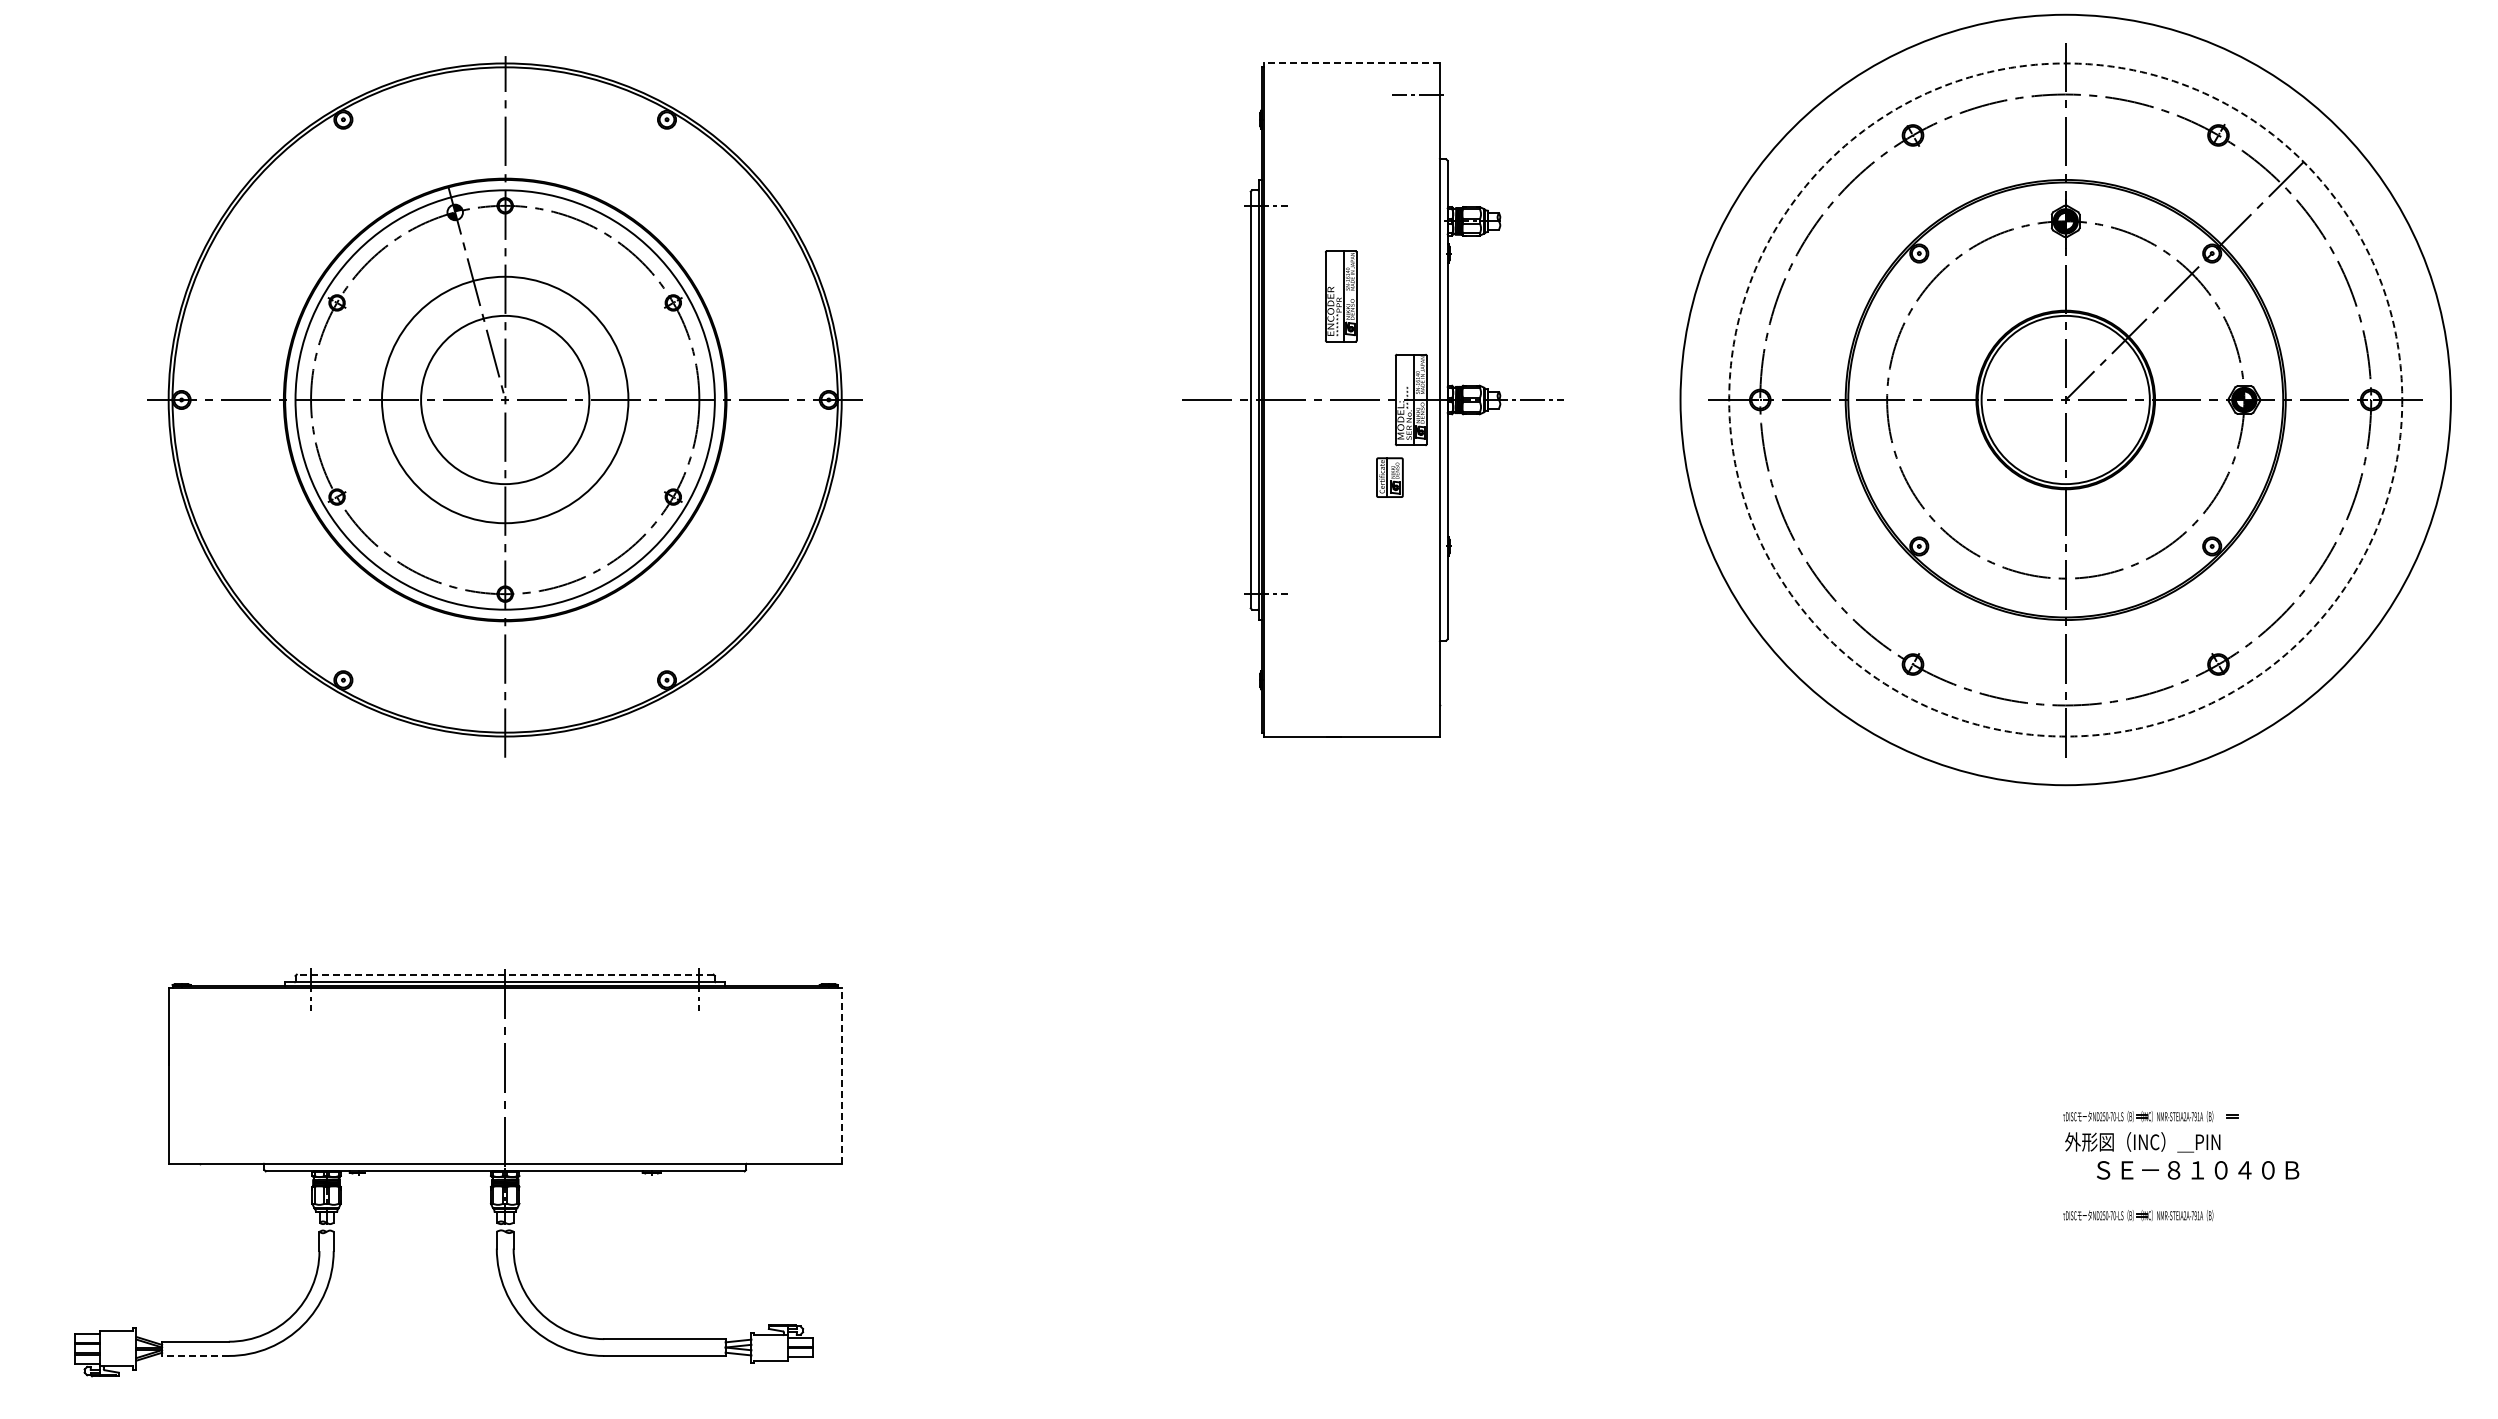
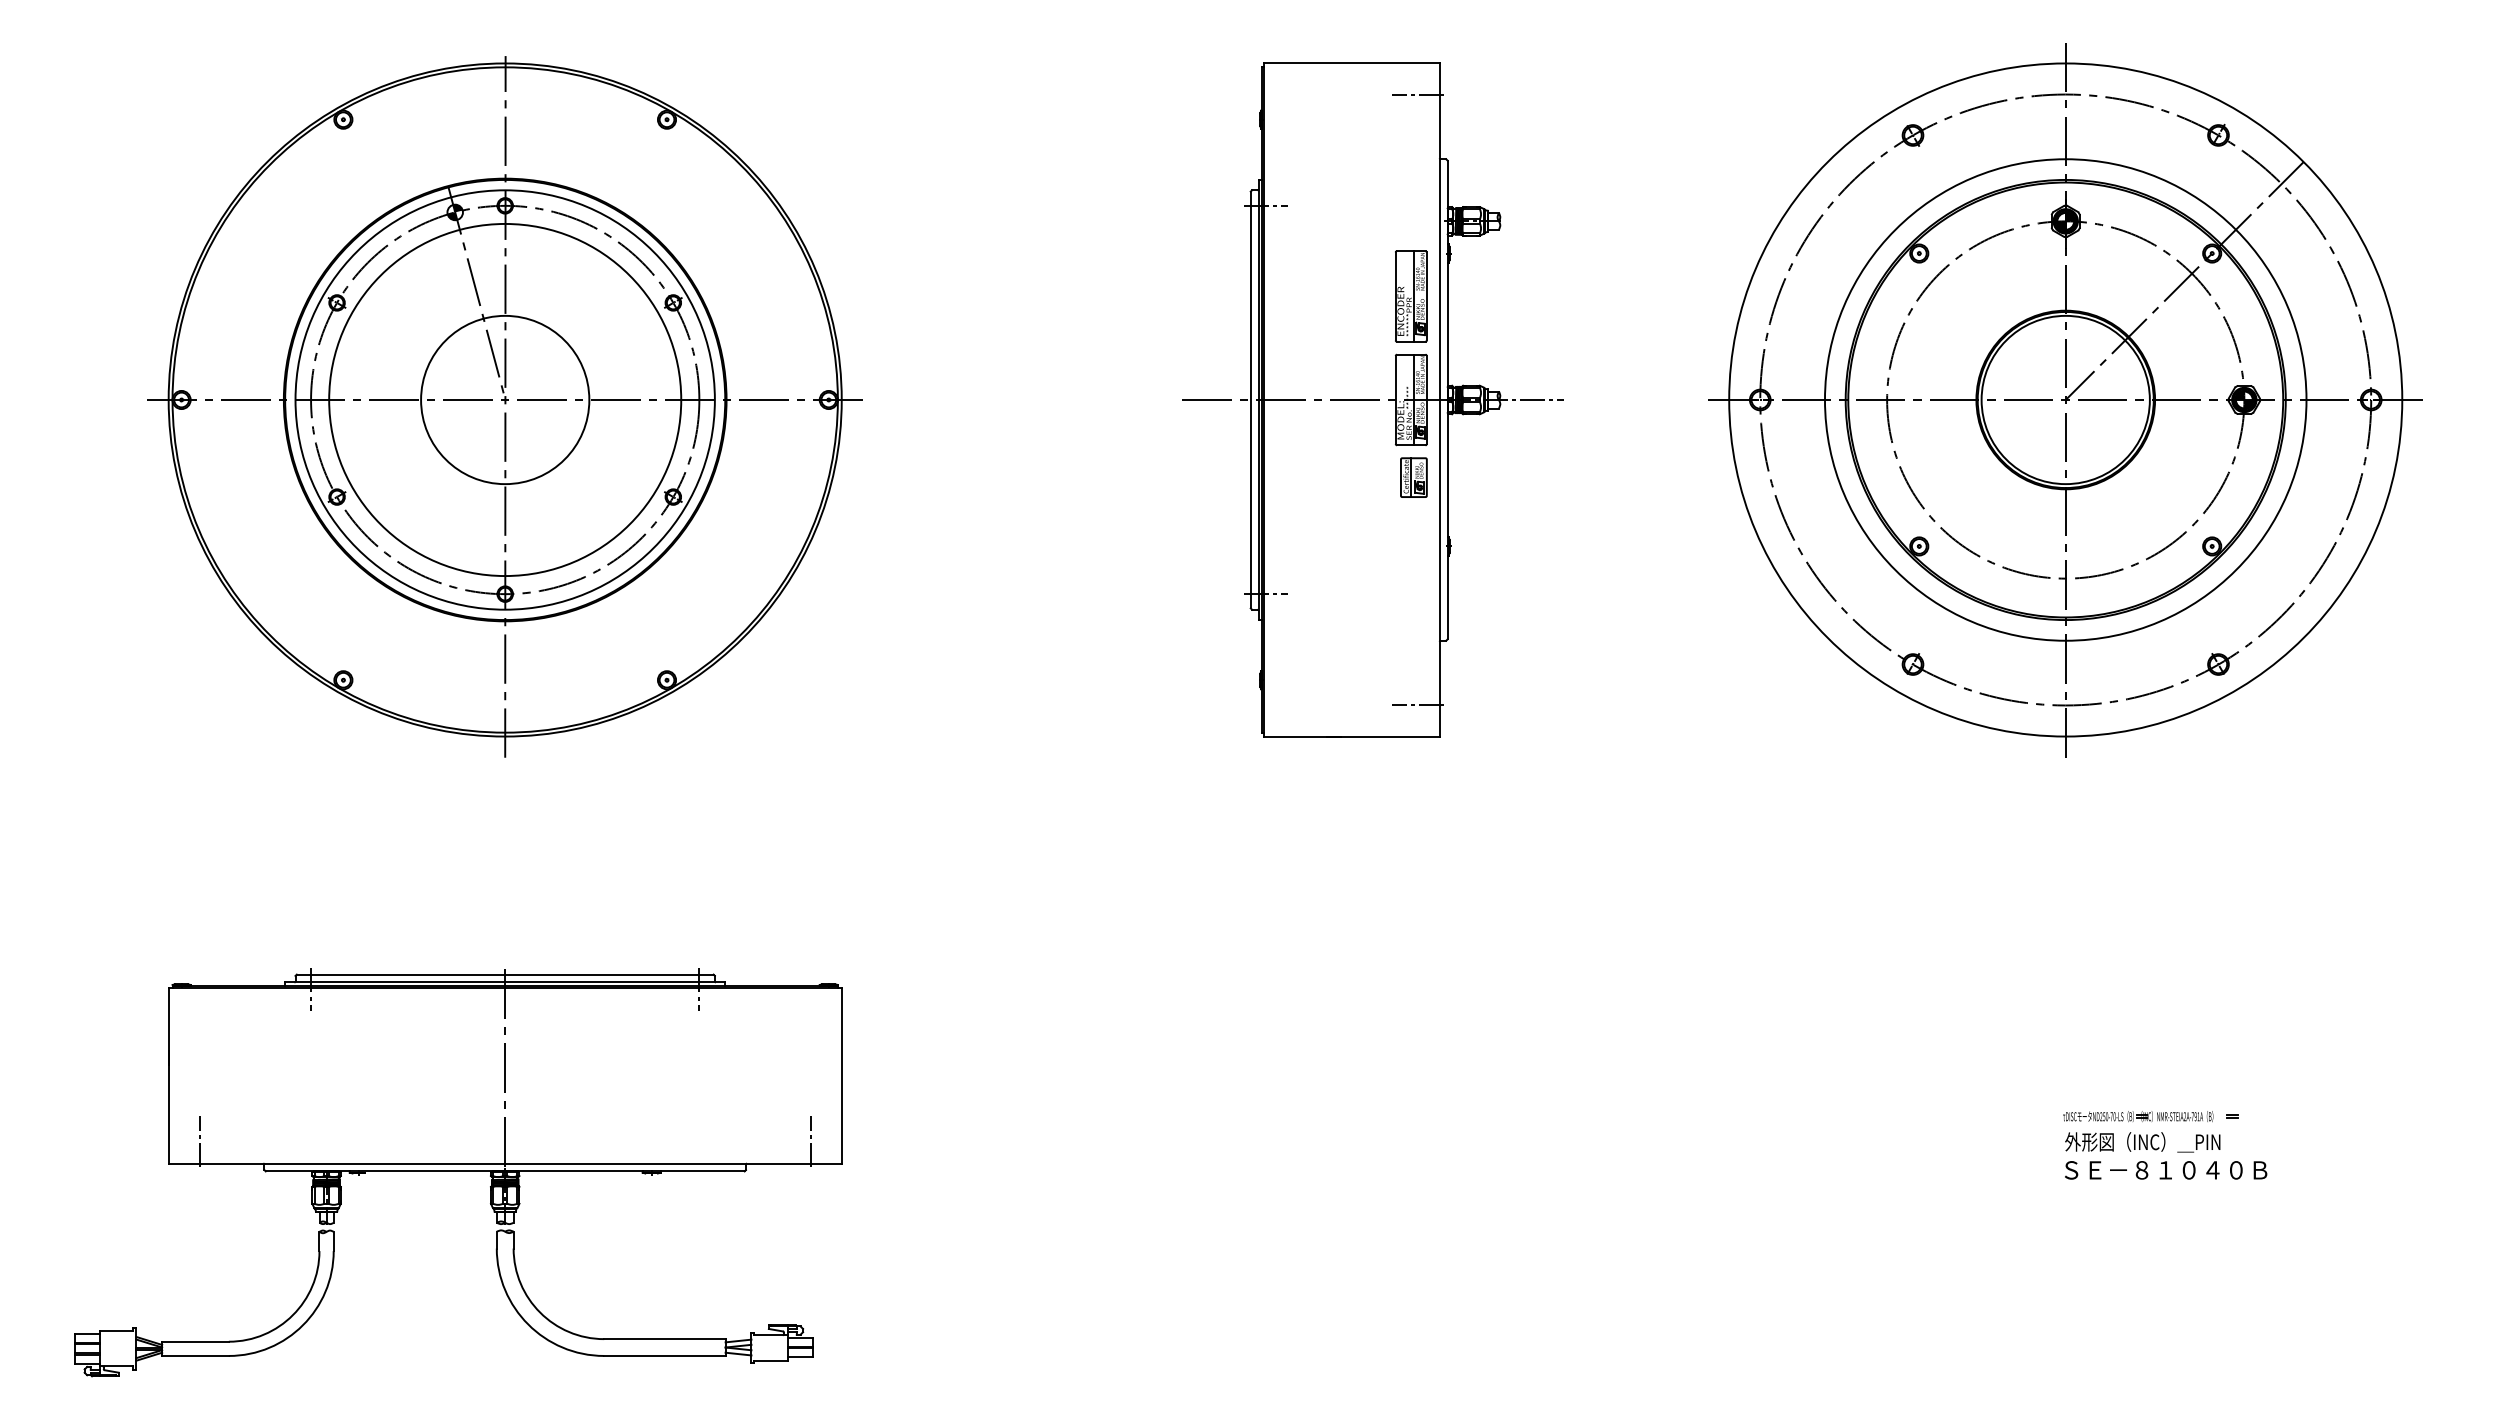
line: dashed -> solid (1351, 63)
part position: (1341, 296) -> (1411, 296) (1411, 296)
circle diameter: 246 px -> 352 px (505, 399)
circle diameter: 770 px -> 482 px (2065, 399)
circle: dashed -> solid (2065, 399)
part position: (1389, 477) -> (1413, 477) (1413, 477)
line: none -> present (1417, 705)
line: dashed -> solid (504, 974)
line: dashed -> solid (841, 1075)
line: none -> present (199, 1141)
line: none -> present (810, 1141)
text position: (2198, 1170) -> (2166, 1170) (2166, 1170)
part: present -> none (2138, 1215)
line: dashed -> solid (195, 1355)
